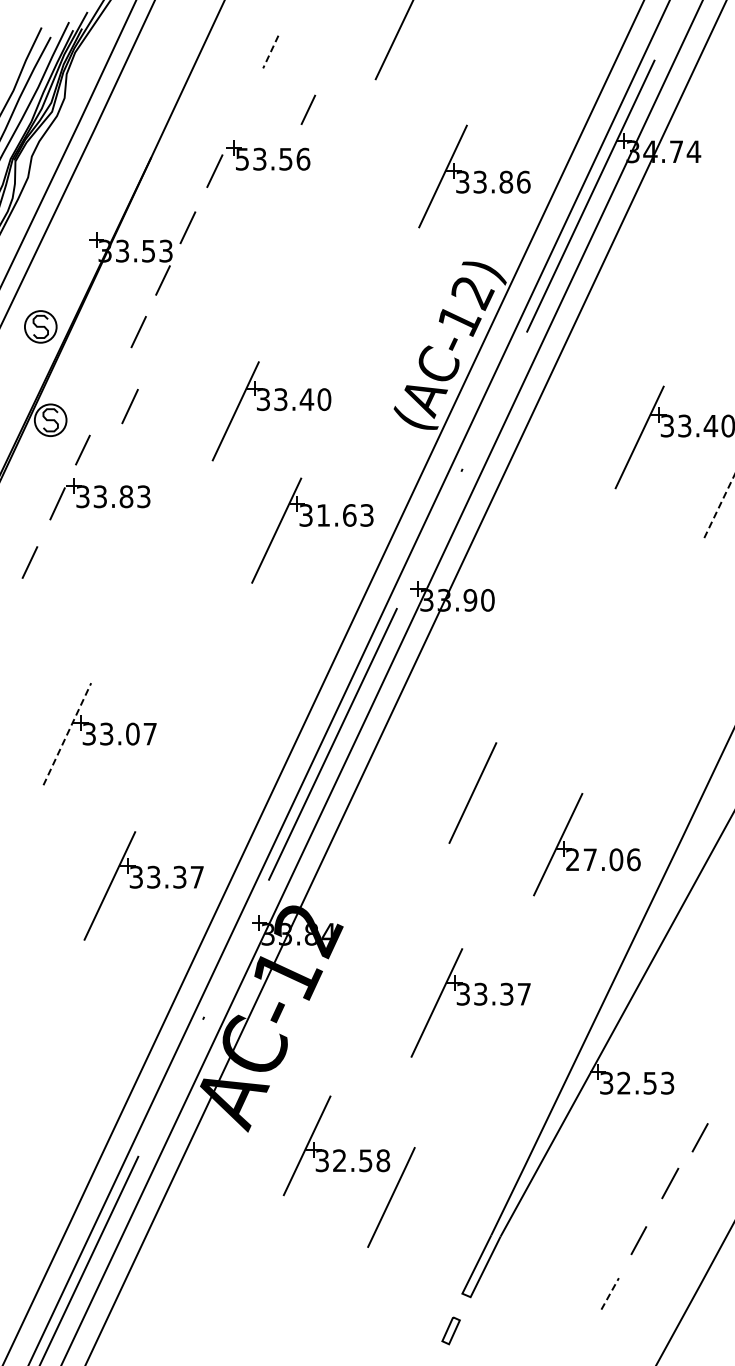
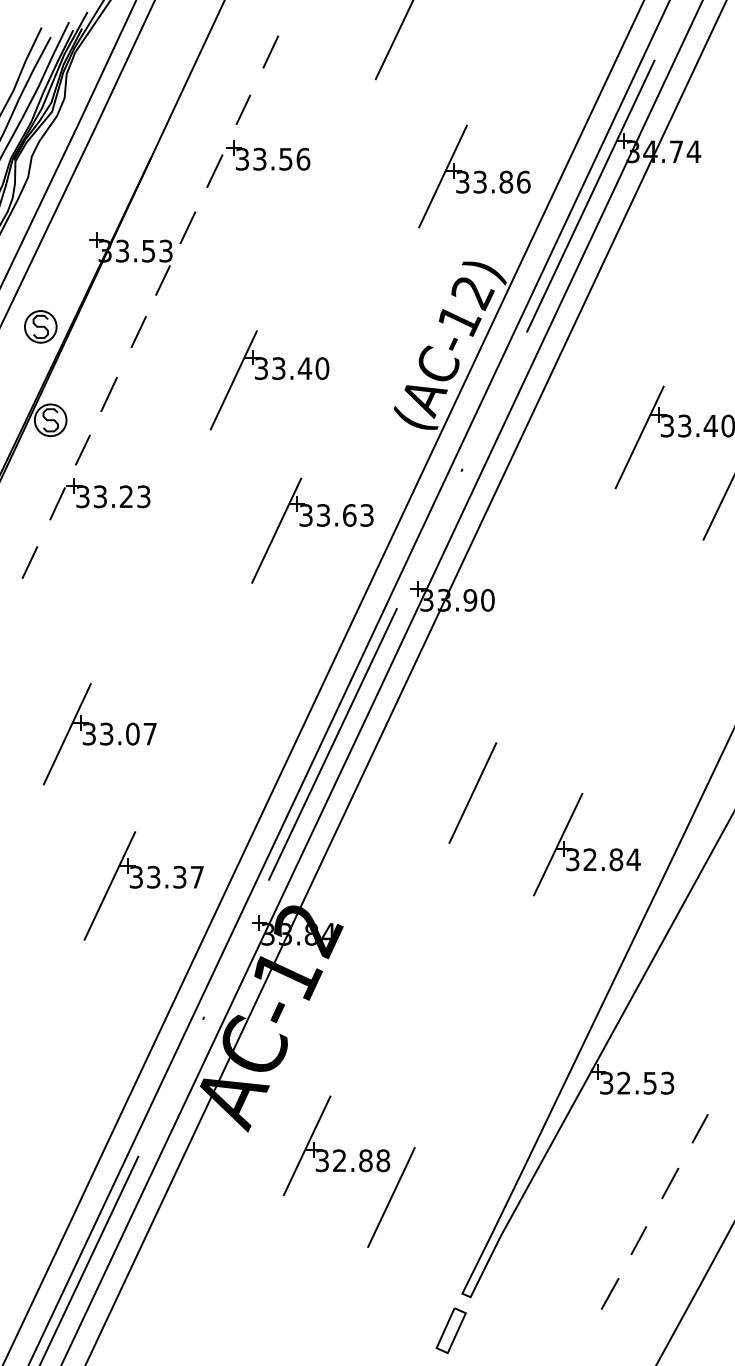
line: dashed -> solid (270, 52)
line position: (308, 109) -> (243, 109) (243, 109)
text: 53.56 -> 33.56 (242, 158)
line position: (129, 406) -> (108, 394) (108, 394)
part position: (271, 411) -> (269, 380) (269, 380)
text: 33.83 -> 33.23 (126, 496)
line: dashed -> solid (718, 508)
text: 31.63 -> 33.63 (323, 515)
line: dashed -> solid (67, 733)
text: 27.06 -> 32.84 (603, 859)
part: present -> none (470, 1002)
line position: (699, 1137) -> (699, 1128) (699, 1128)
text: 32.58 -> 32.88 (365, 1160)
line: dashed -> solid (610, 1293)
part size: 20x30 px -> 32x48 px (450, 1330)
